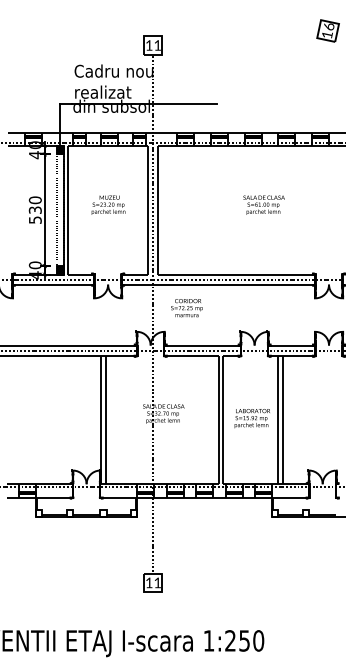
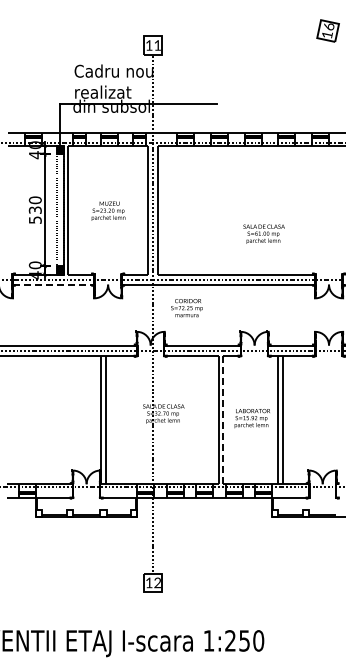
text position: (108, 204) -> (108, 210) (108, 210)
text position: (263, 204) -> (263, 233) (263, 233)
line: solid -> dashed (53, 284)
line: solid -> dashed (223, 419)
text: 11 -> 12 (157, 582)
